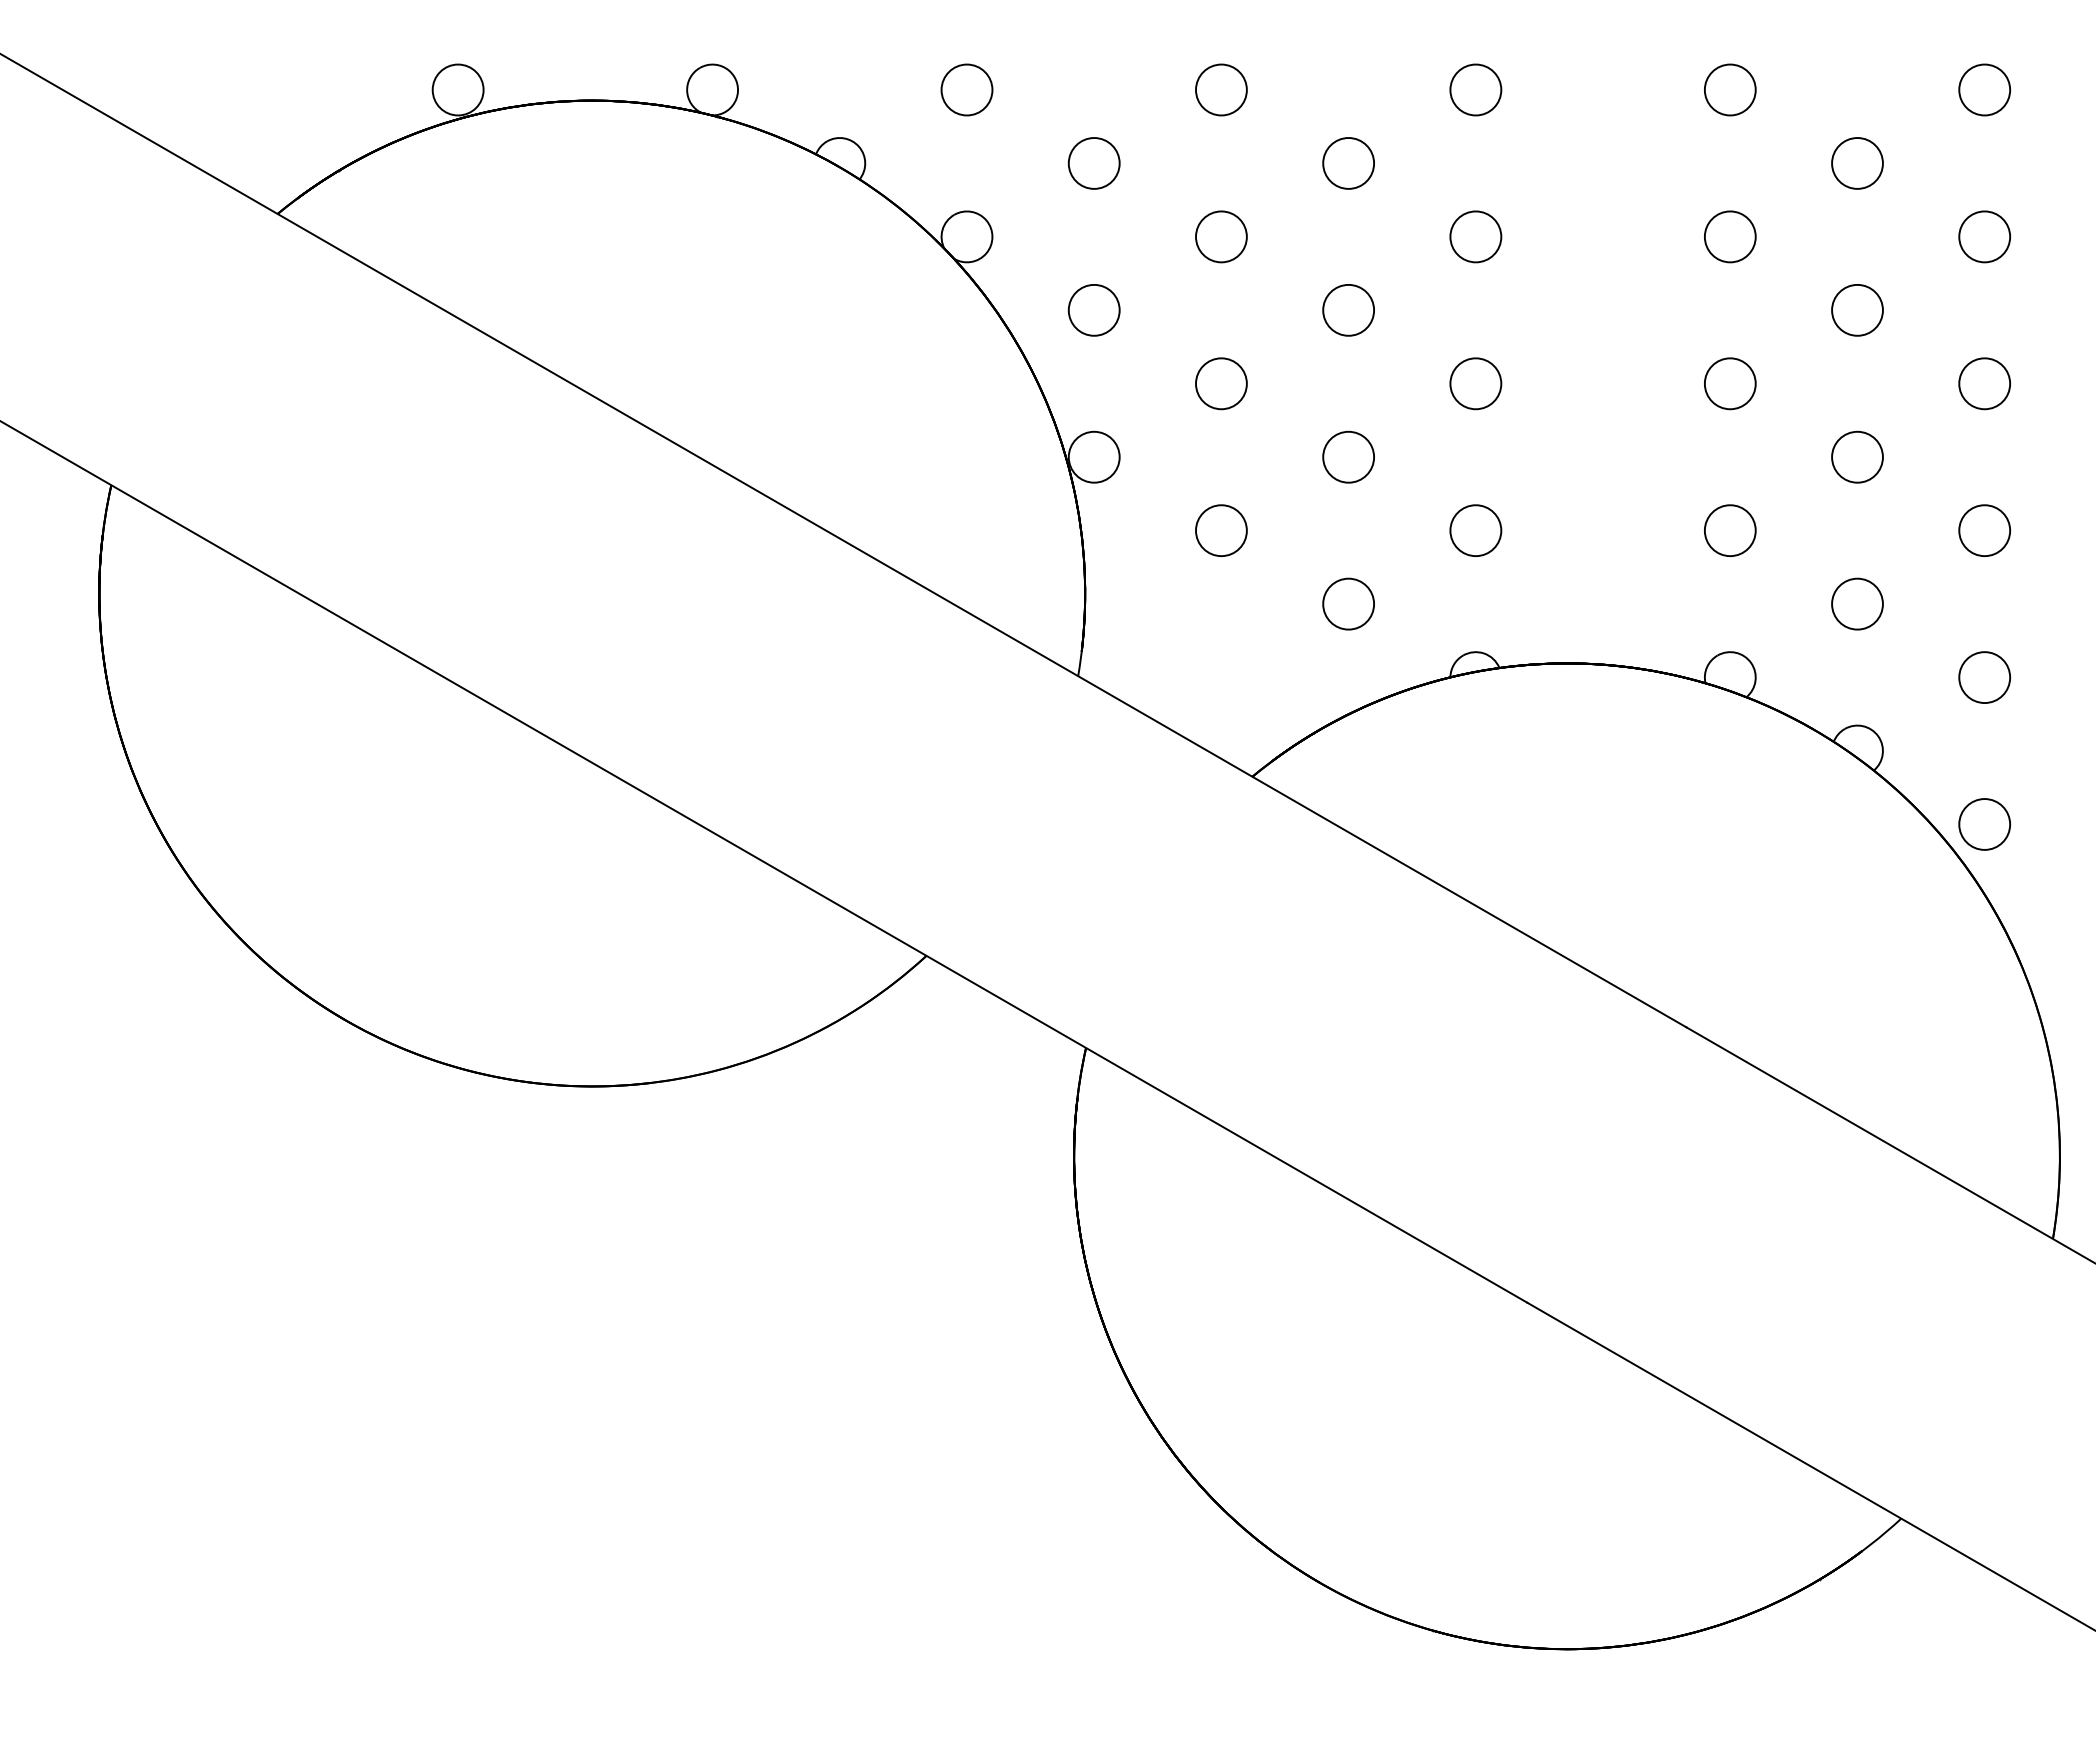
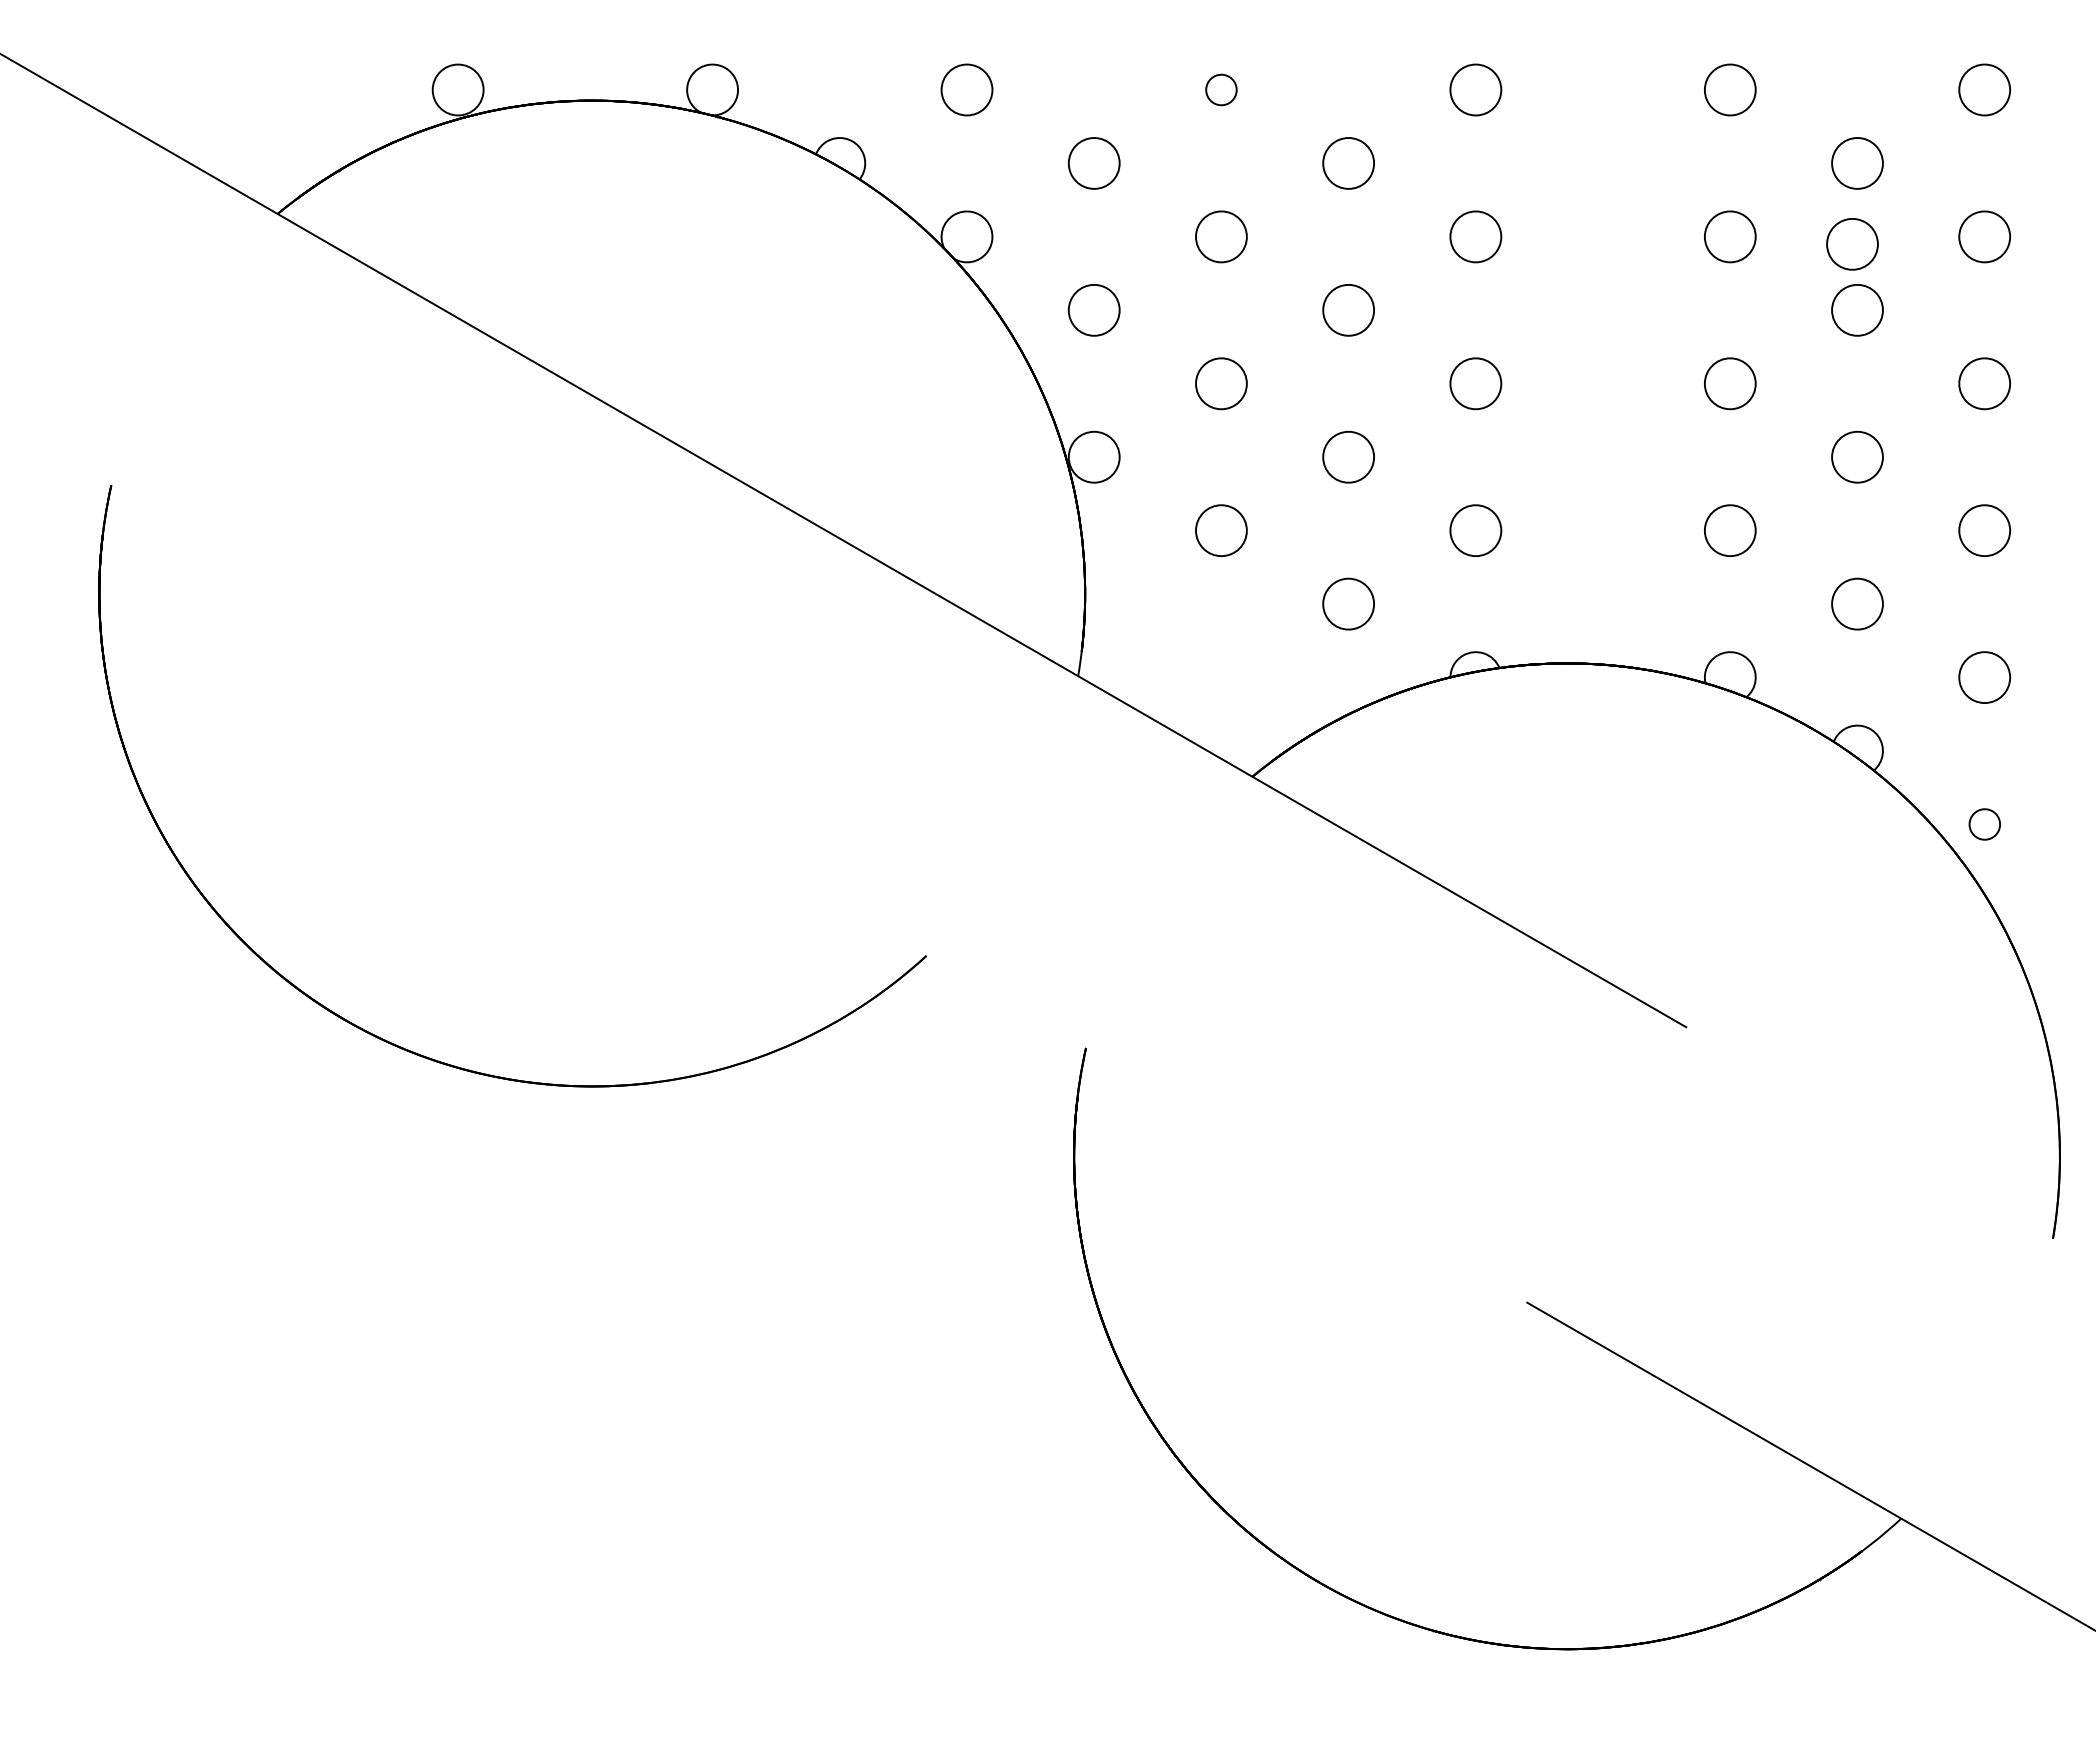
circle size: 53x54 px -> 33x34 px (1221, 89)
circle: none -> present (1852, 244)
circle size: 54x53 px -> 33x33 px (1984, 824)
line: present -> none (764, 862)
line: present -> none (1889, 1144)
